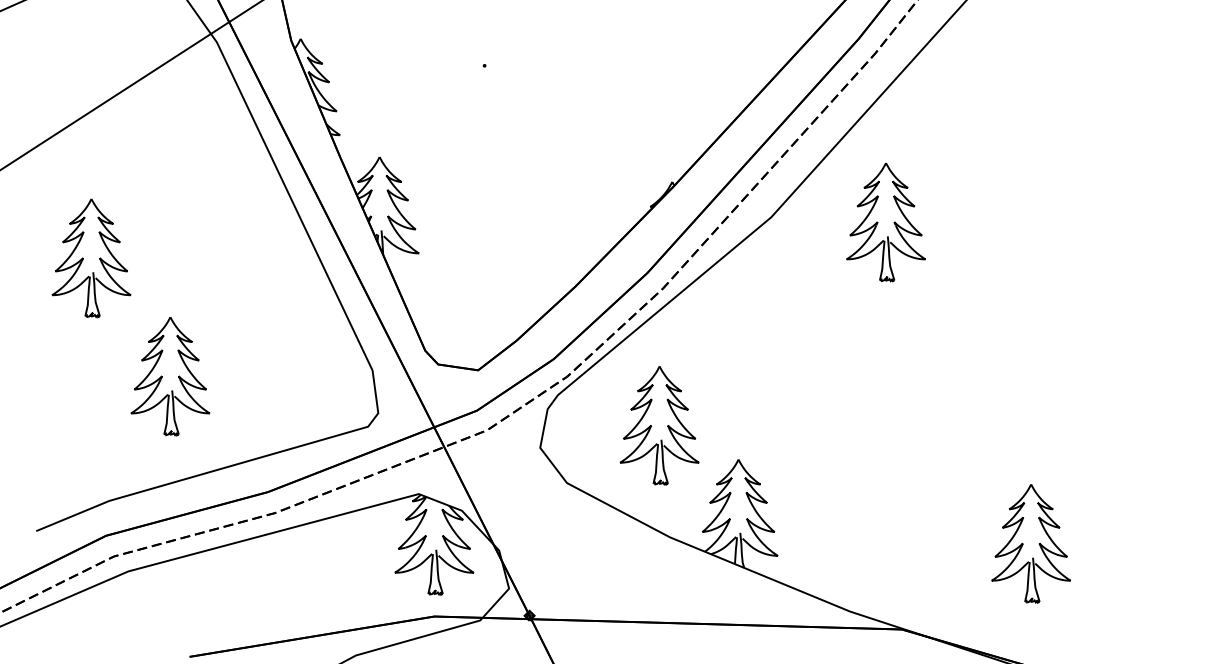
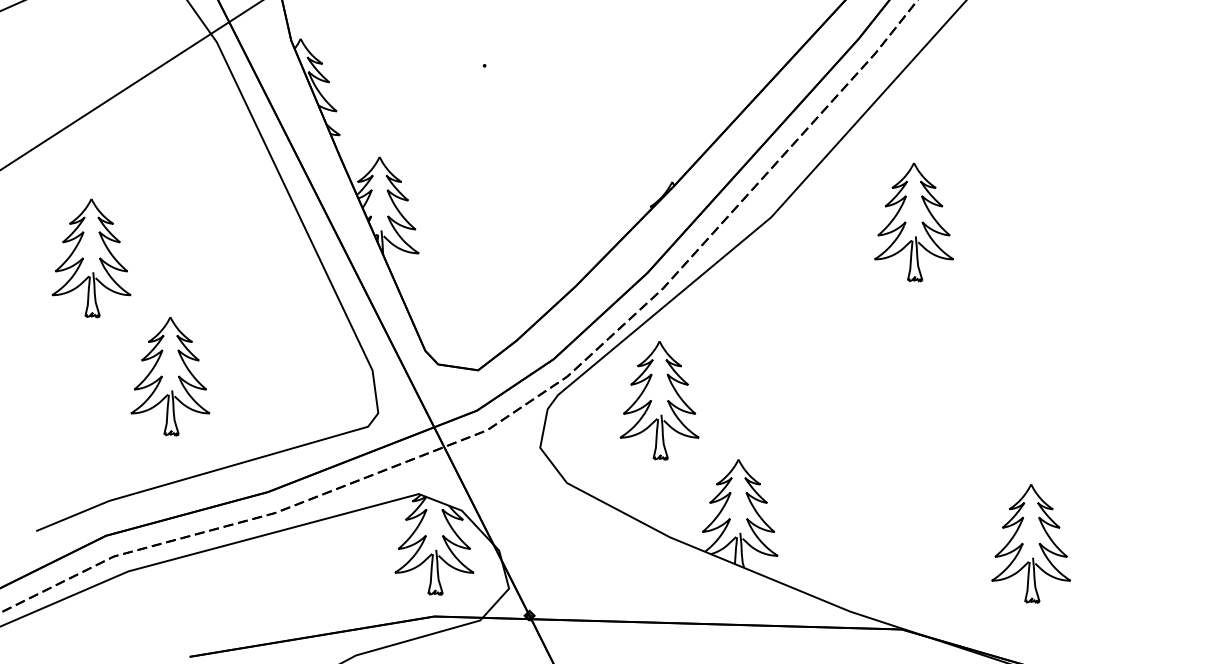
part position: (885, 222) -> (913, 222) (913, 222)
part position: (659, 425) -> (659, 400) (659, 400)
